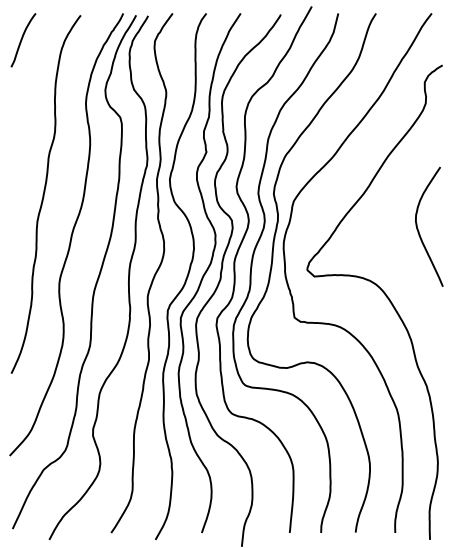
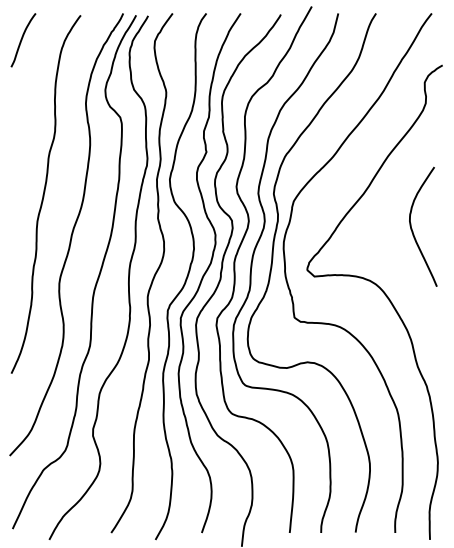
curve position: (418, 228) -> (412, 228) (412, 228)
